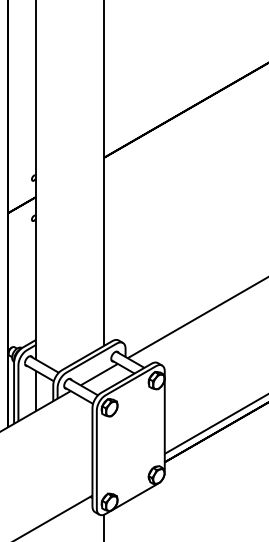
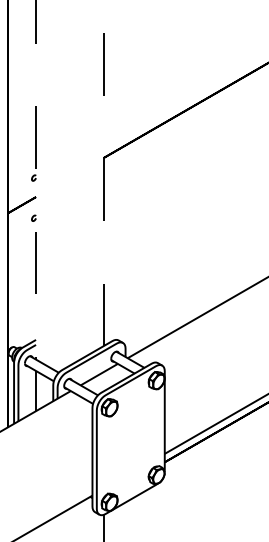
line: solid -> dashed (103, 173)
line: solid -> dashed (36, 179)
